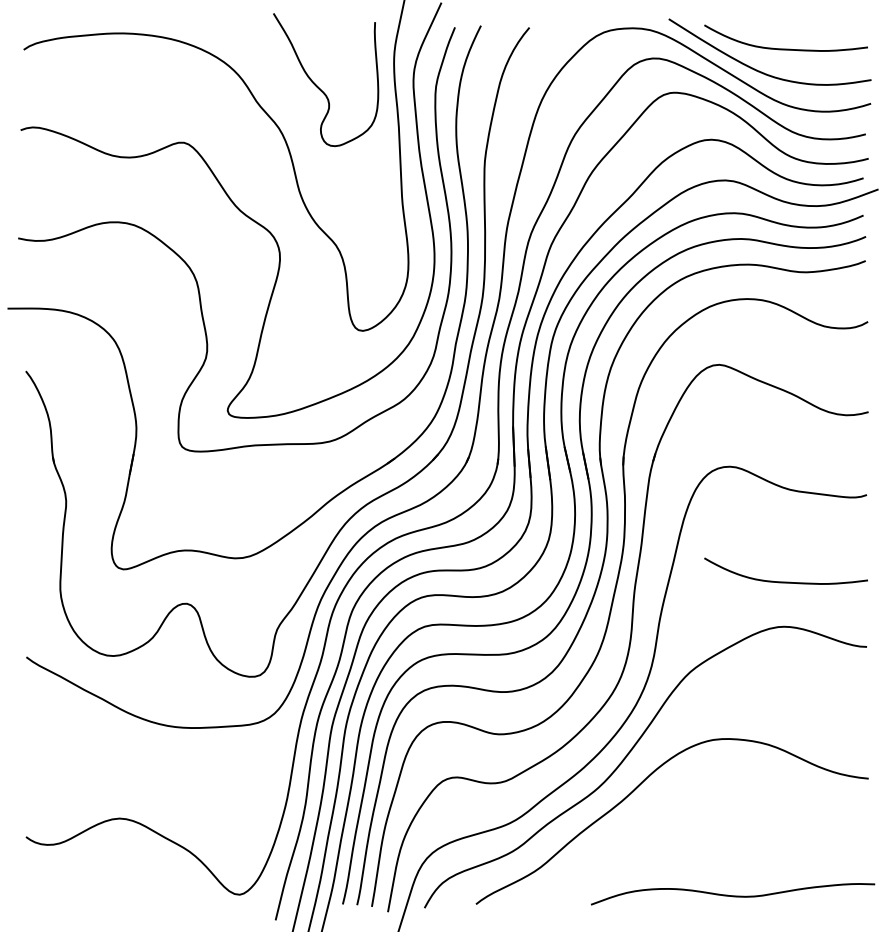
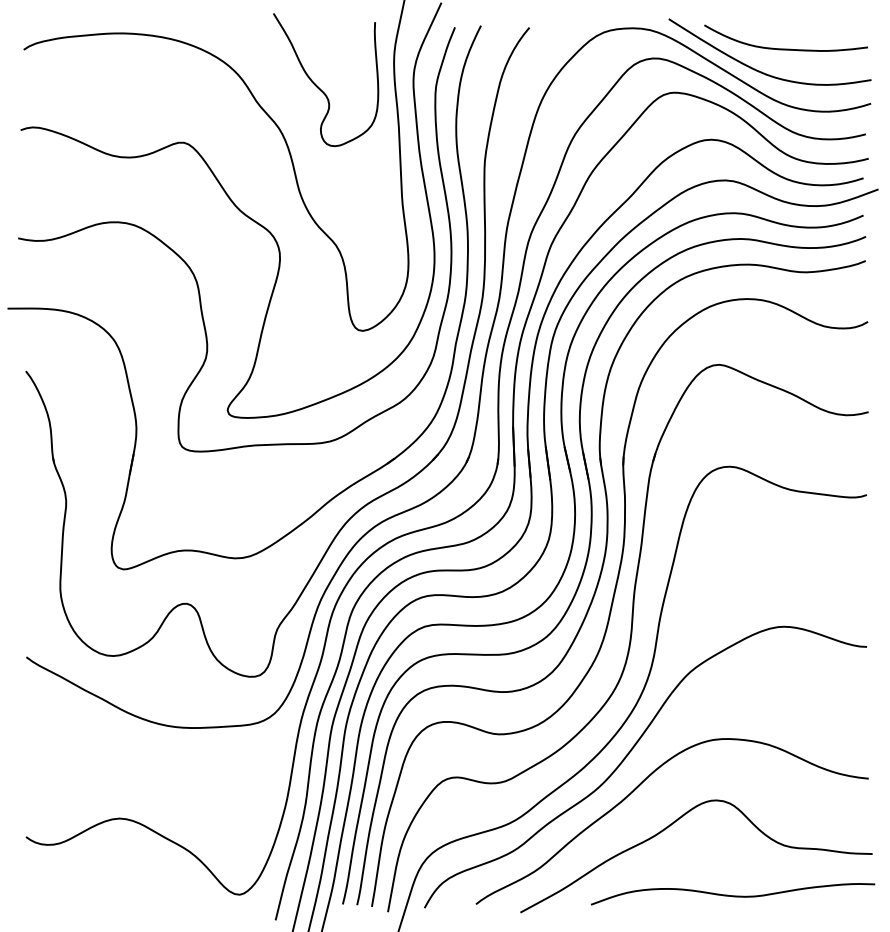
curve: present -> none (785, 581)
curve: none -> present (674, 823)
